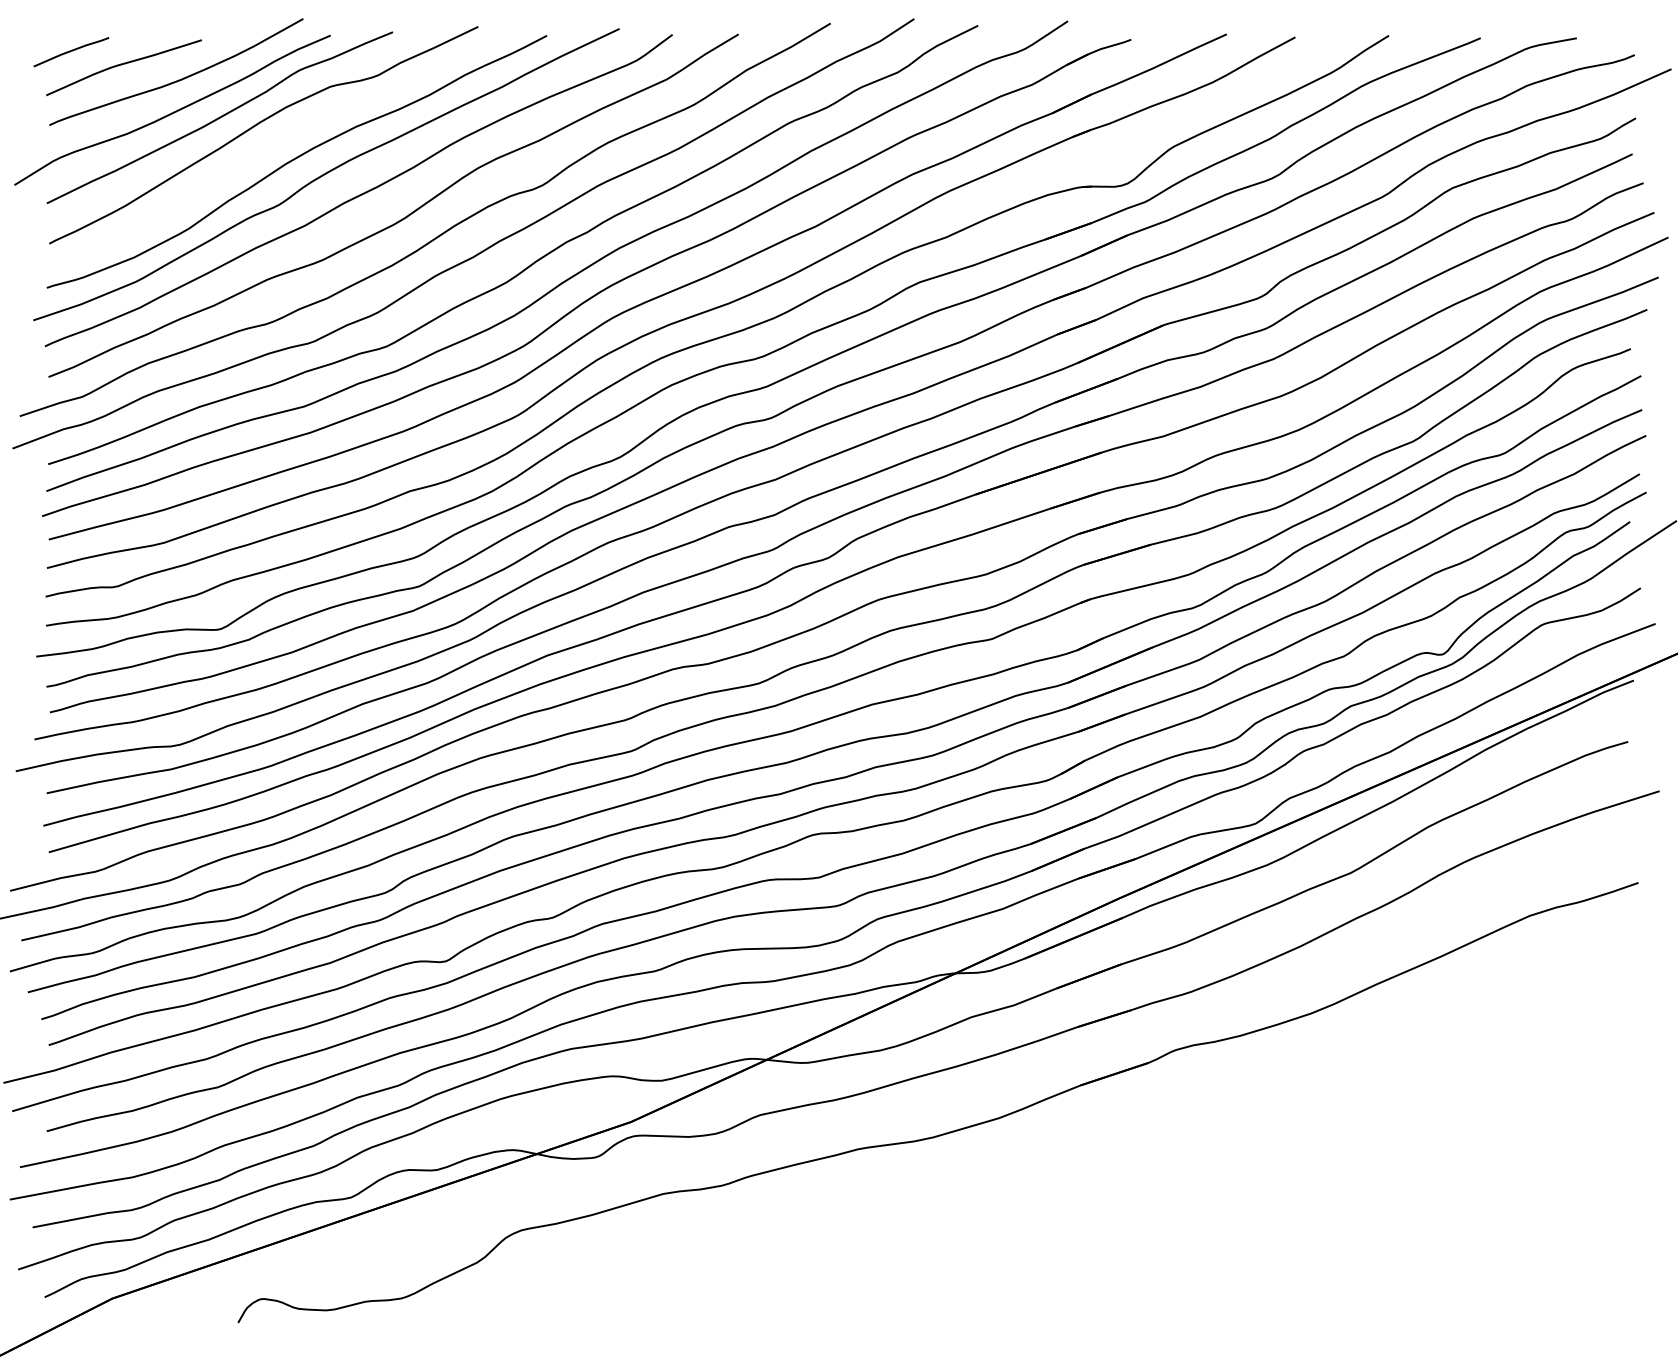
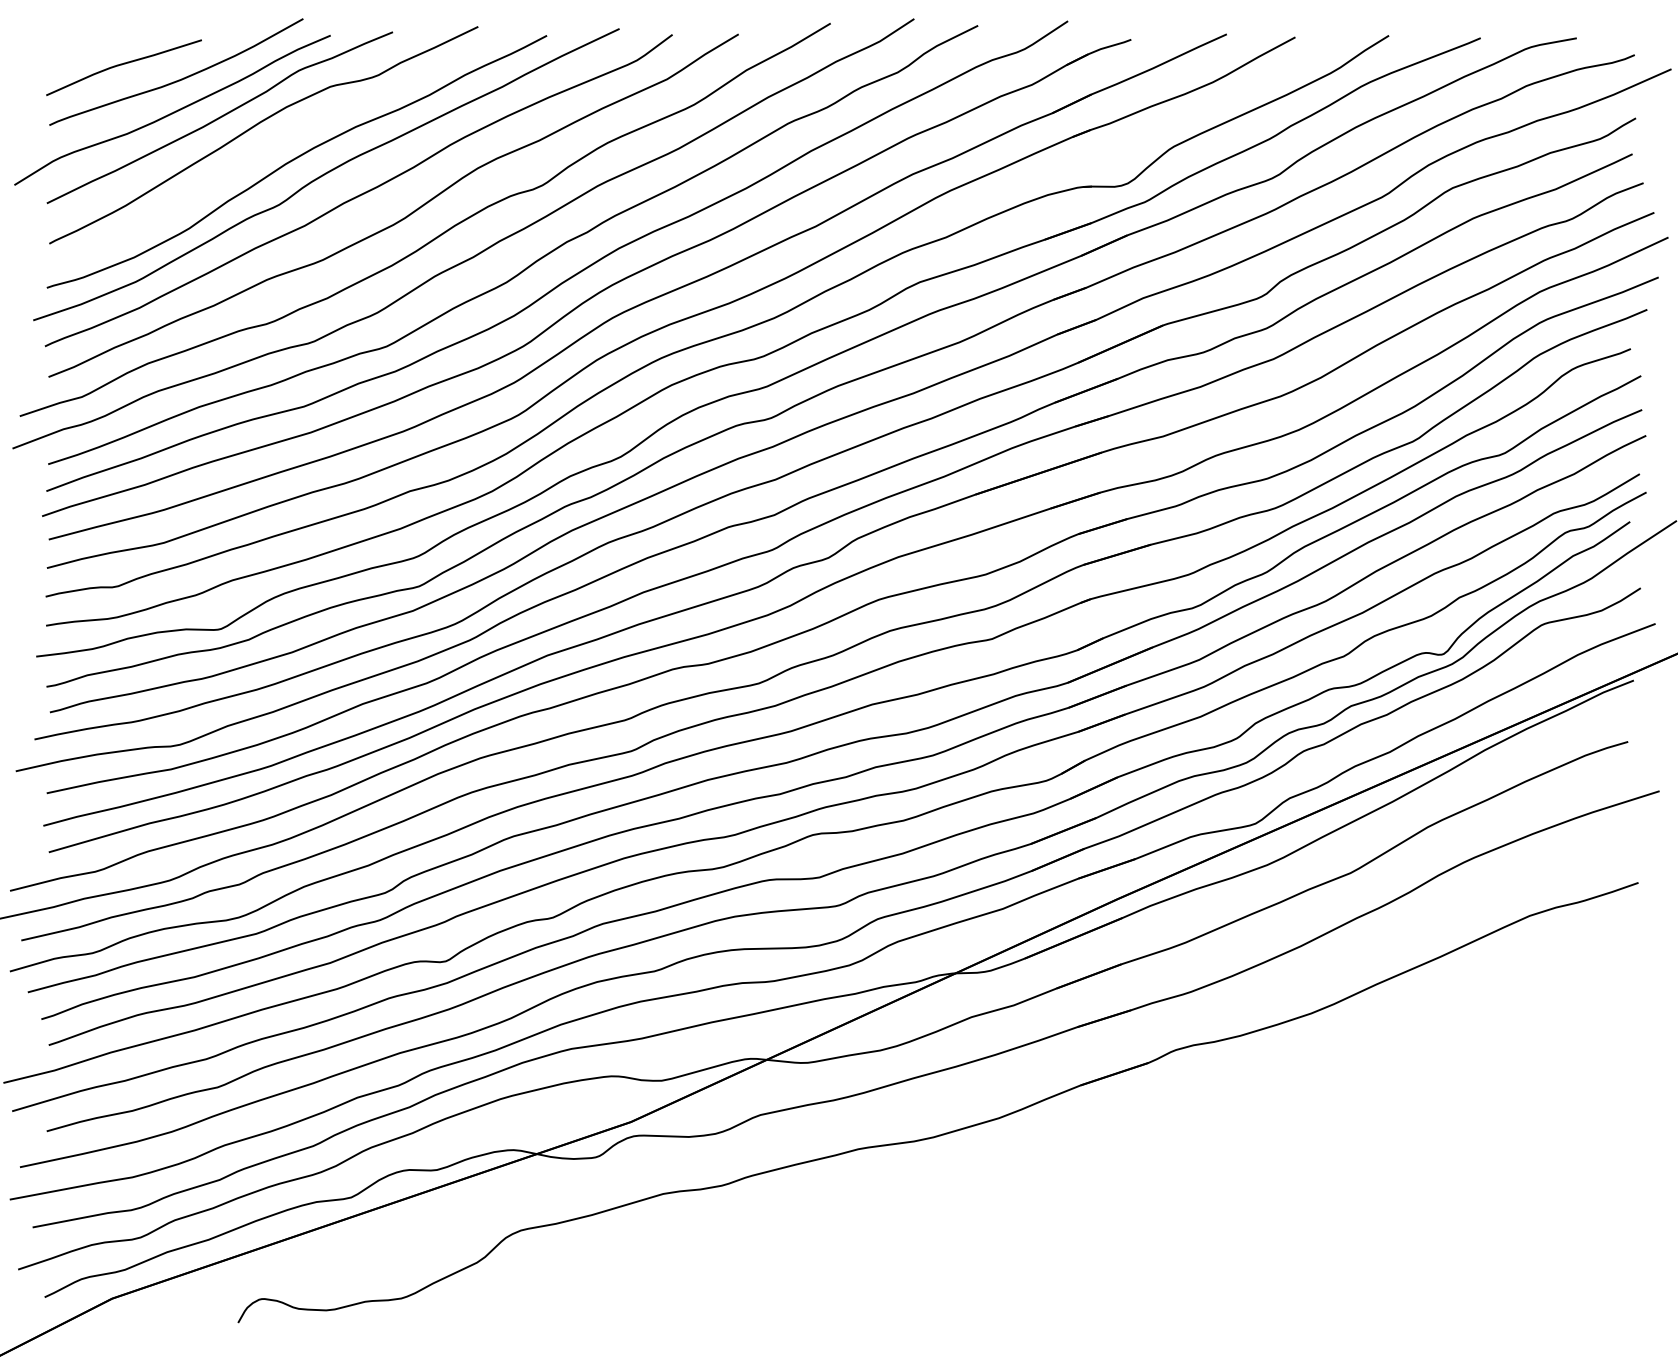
line: present -> none (71, 51)
